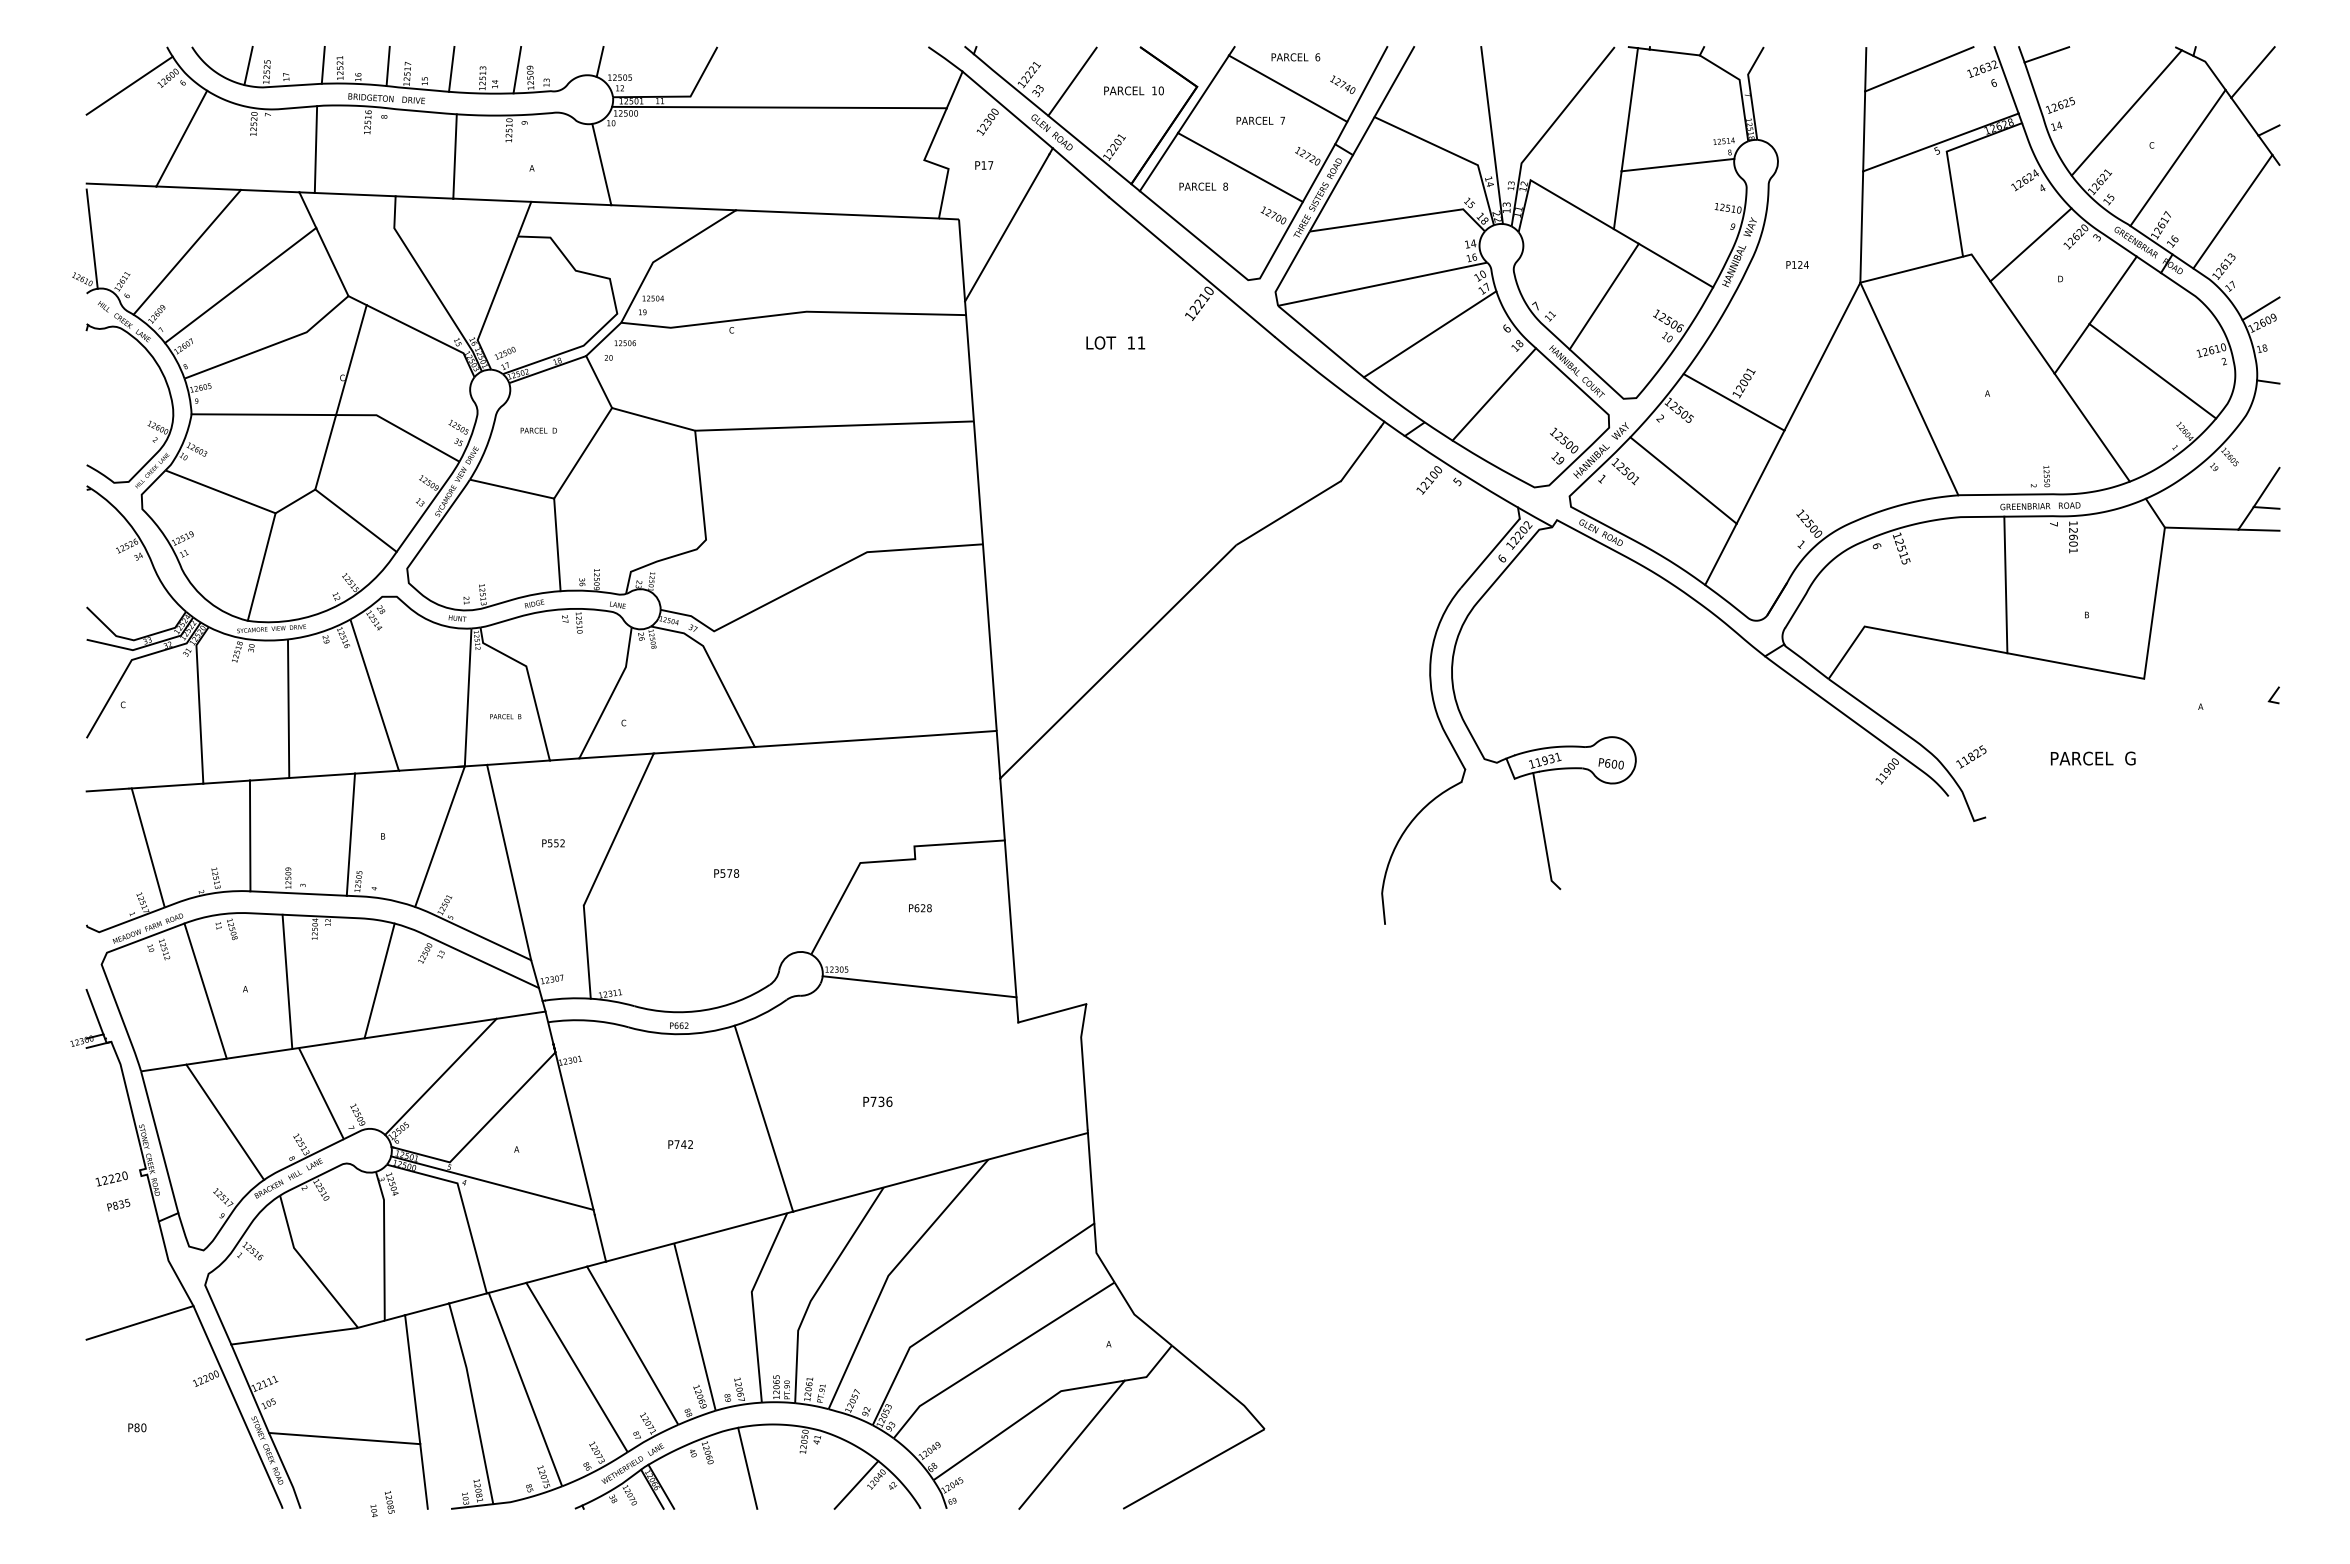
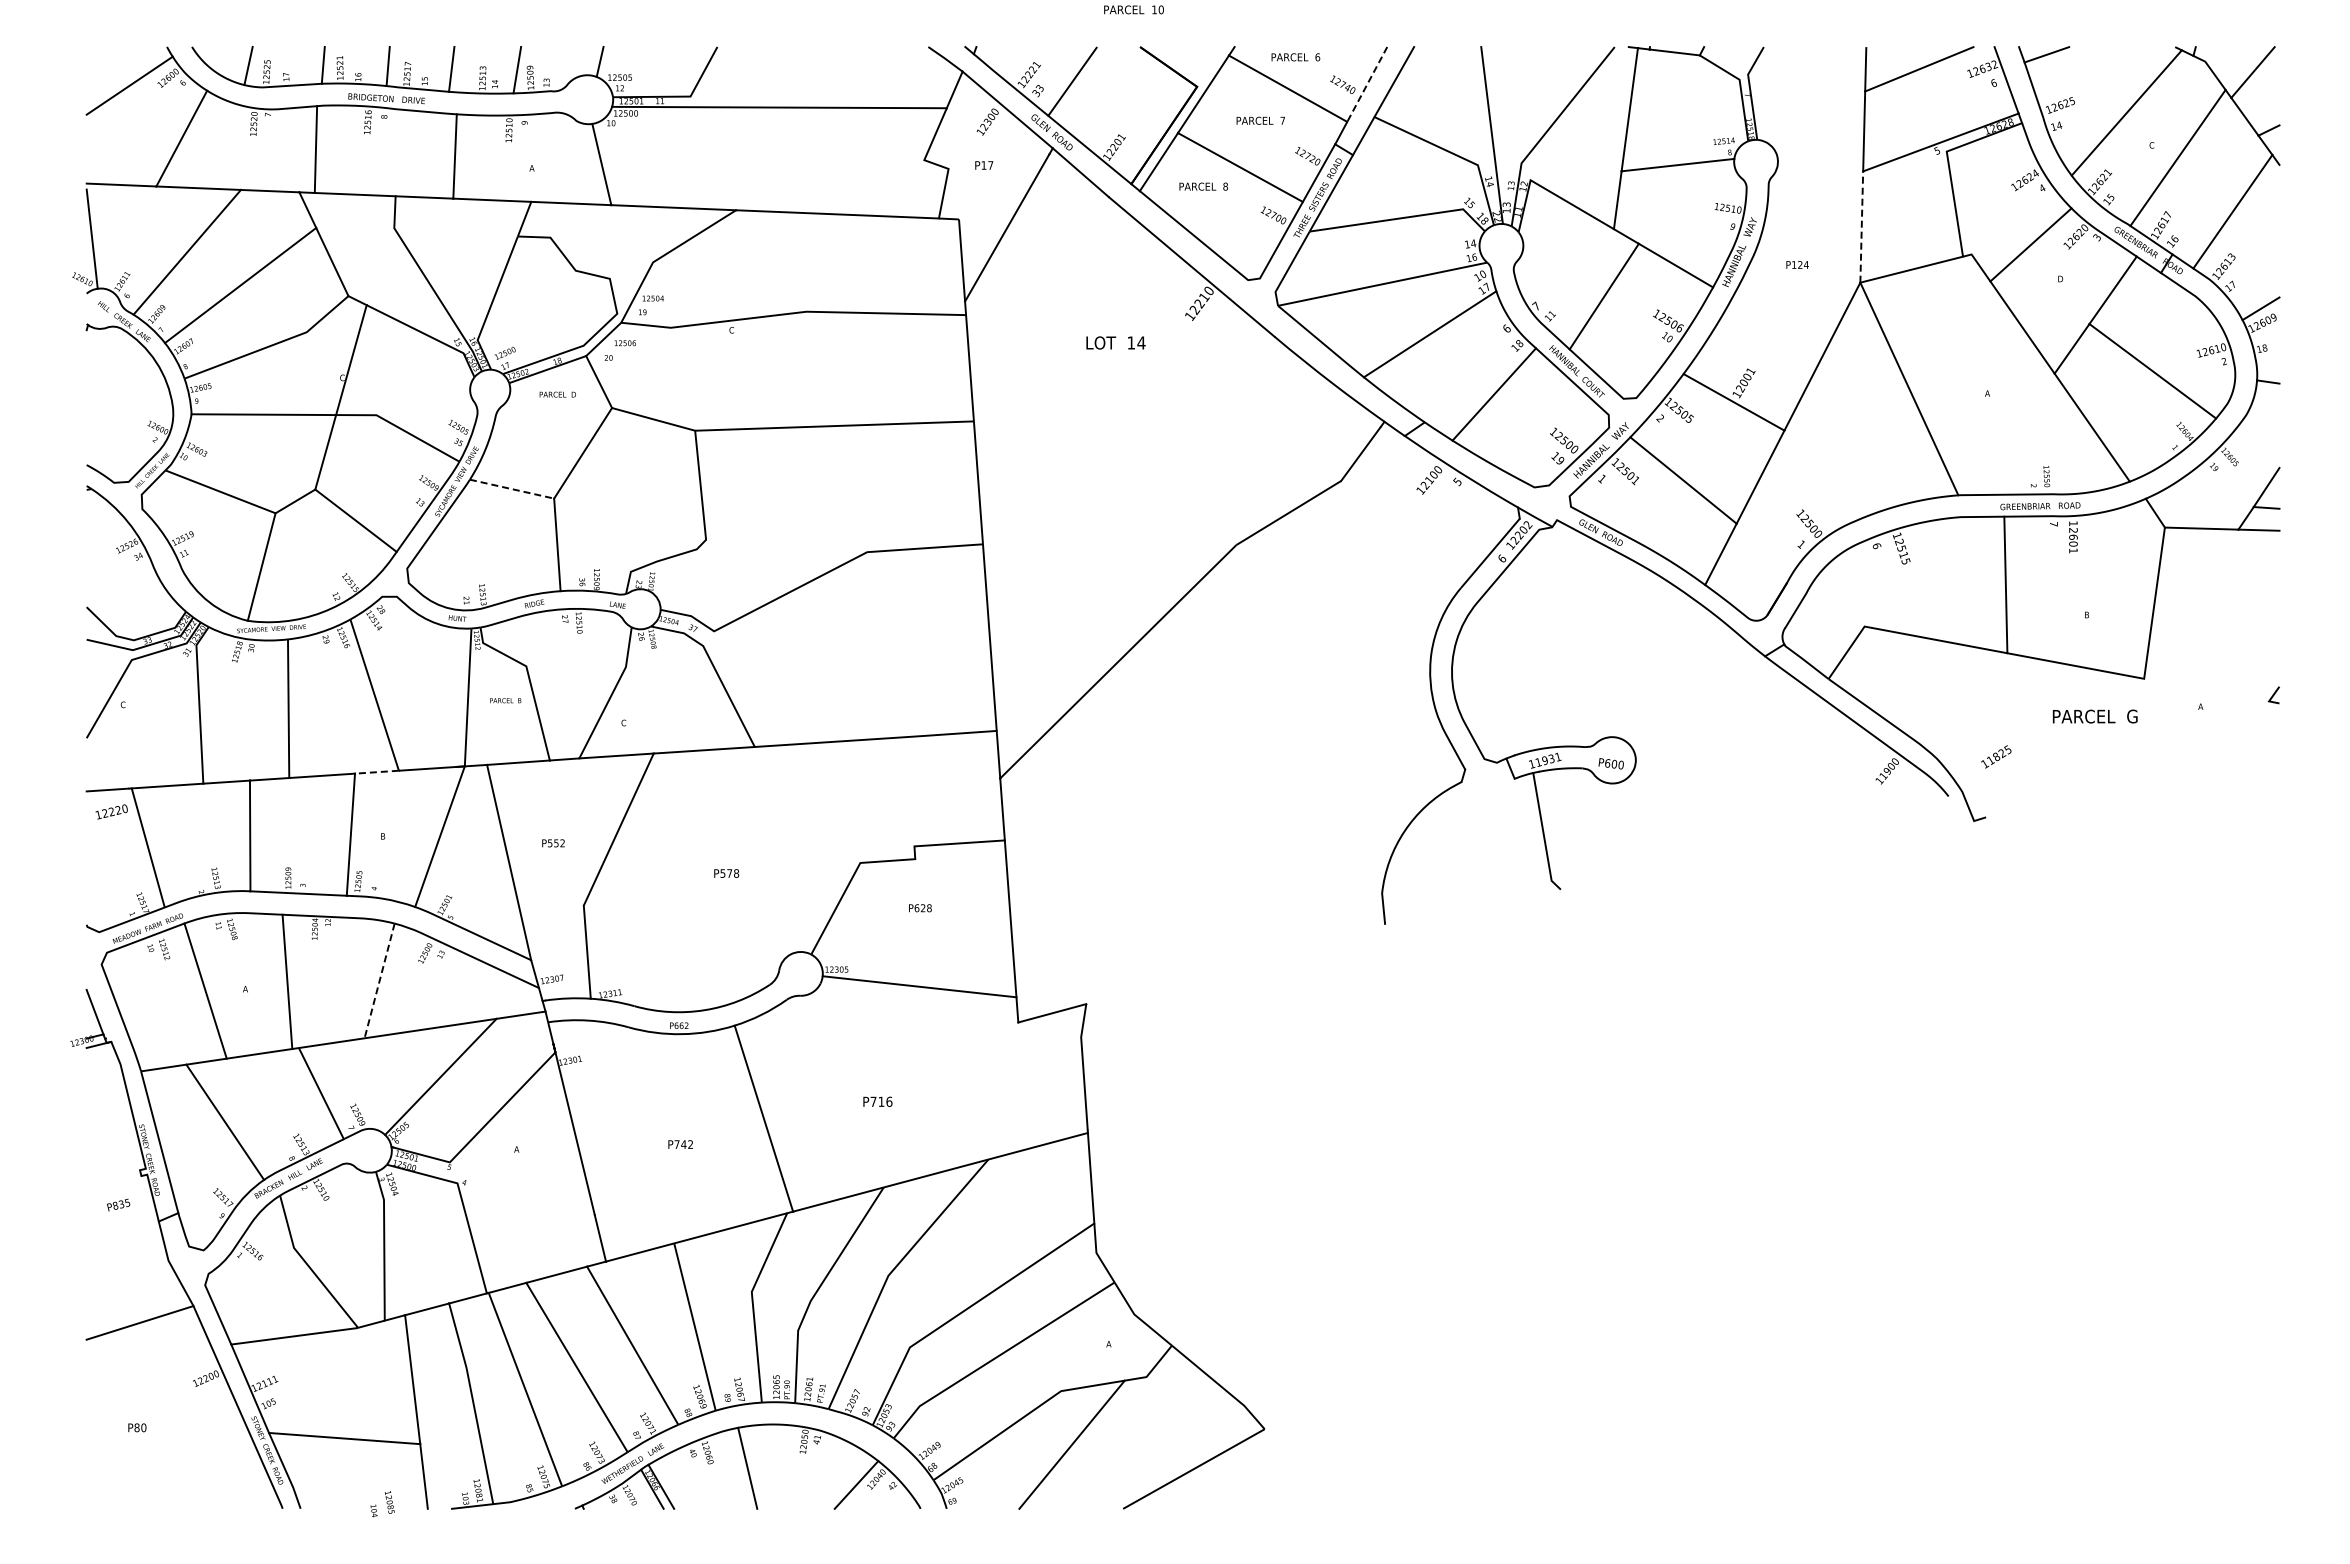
line: solid -> dashed (1367, 84)
text position: (1133, 90) -> (1133, 9) (1133, 9)
line: solid -> dashed (1861, 225)
text: 11 -> 14 (1141, 342)
text position: (538, 430) -> (557, 394) (557, 394)
line: solid -> dashed (511, 489)
text position: (505, 716) -> (505, 700) (505, 700)
text position: (1971, 756) -> (1996, 756) (1996, 756)
text position: (2092, 758) -> (2094, 716) (2094, 716)
line: solid -> dashed (376, 772)
line: solid -> dashed (379, 981)
text: P736 -> P716 (881, 1101)
text position: (111, 1178) -> (111, 811) (111, 811)
line: present -> none (492, 1182)
